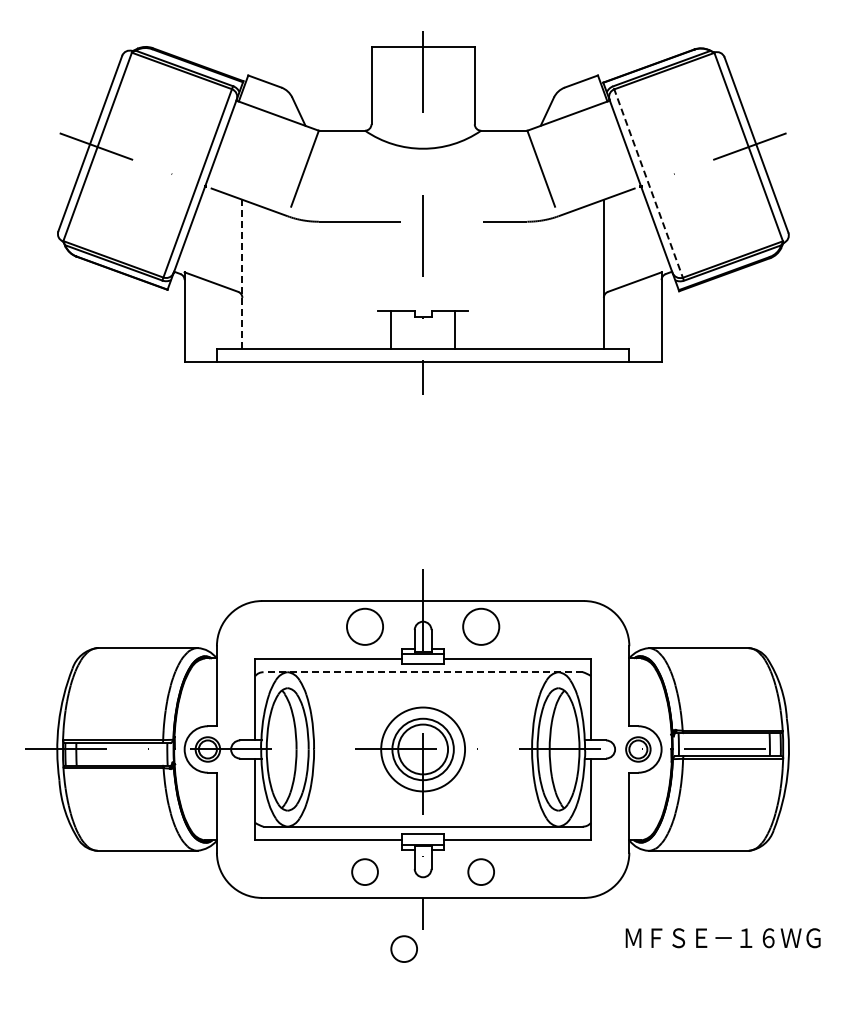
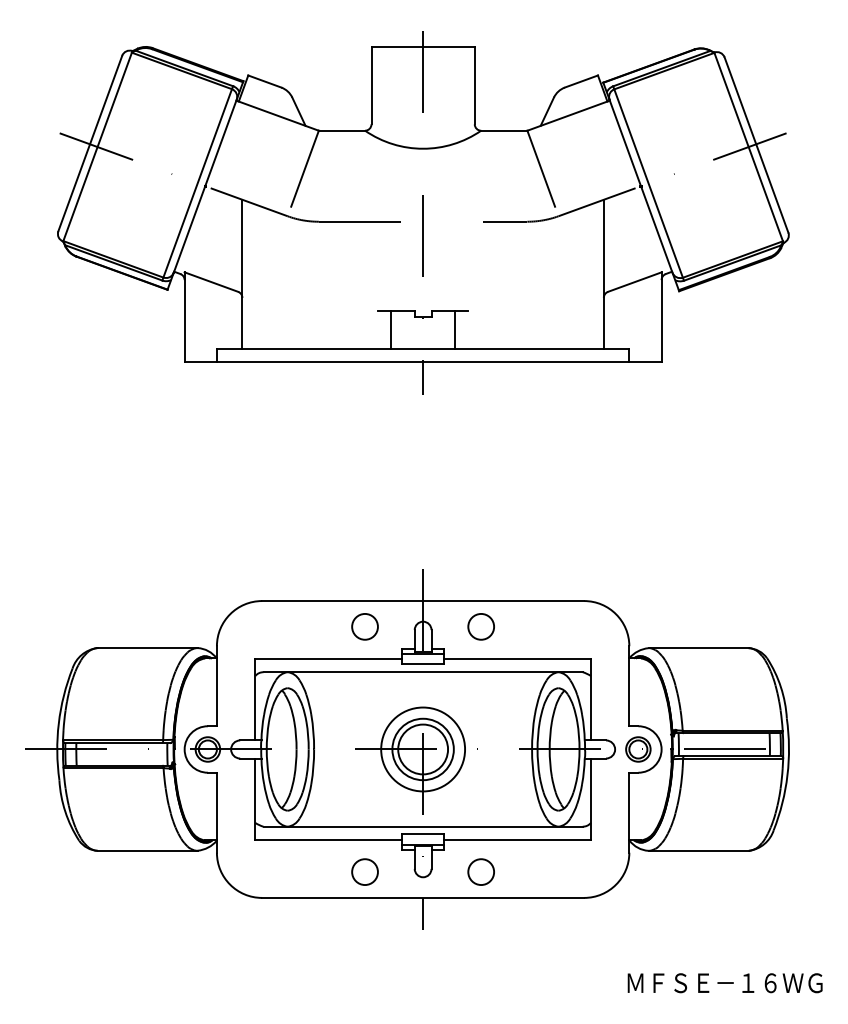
line: dashed -> solid (648, 183)
line: dashed -> solid (242, 274)
circle diameter: 36 px -> 26 px (364, 626)
circle diameter: 36 px -> 26 px (481, 626)
line: dashed -> solid (423, 672)
text position: (722, 938) -> (724, 983) (724, 983)
circle: present -> none (403, 948)
